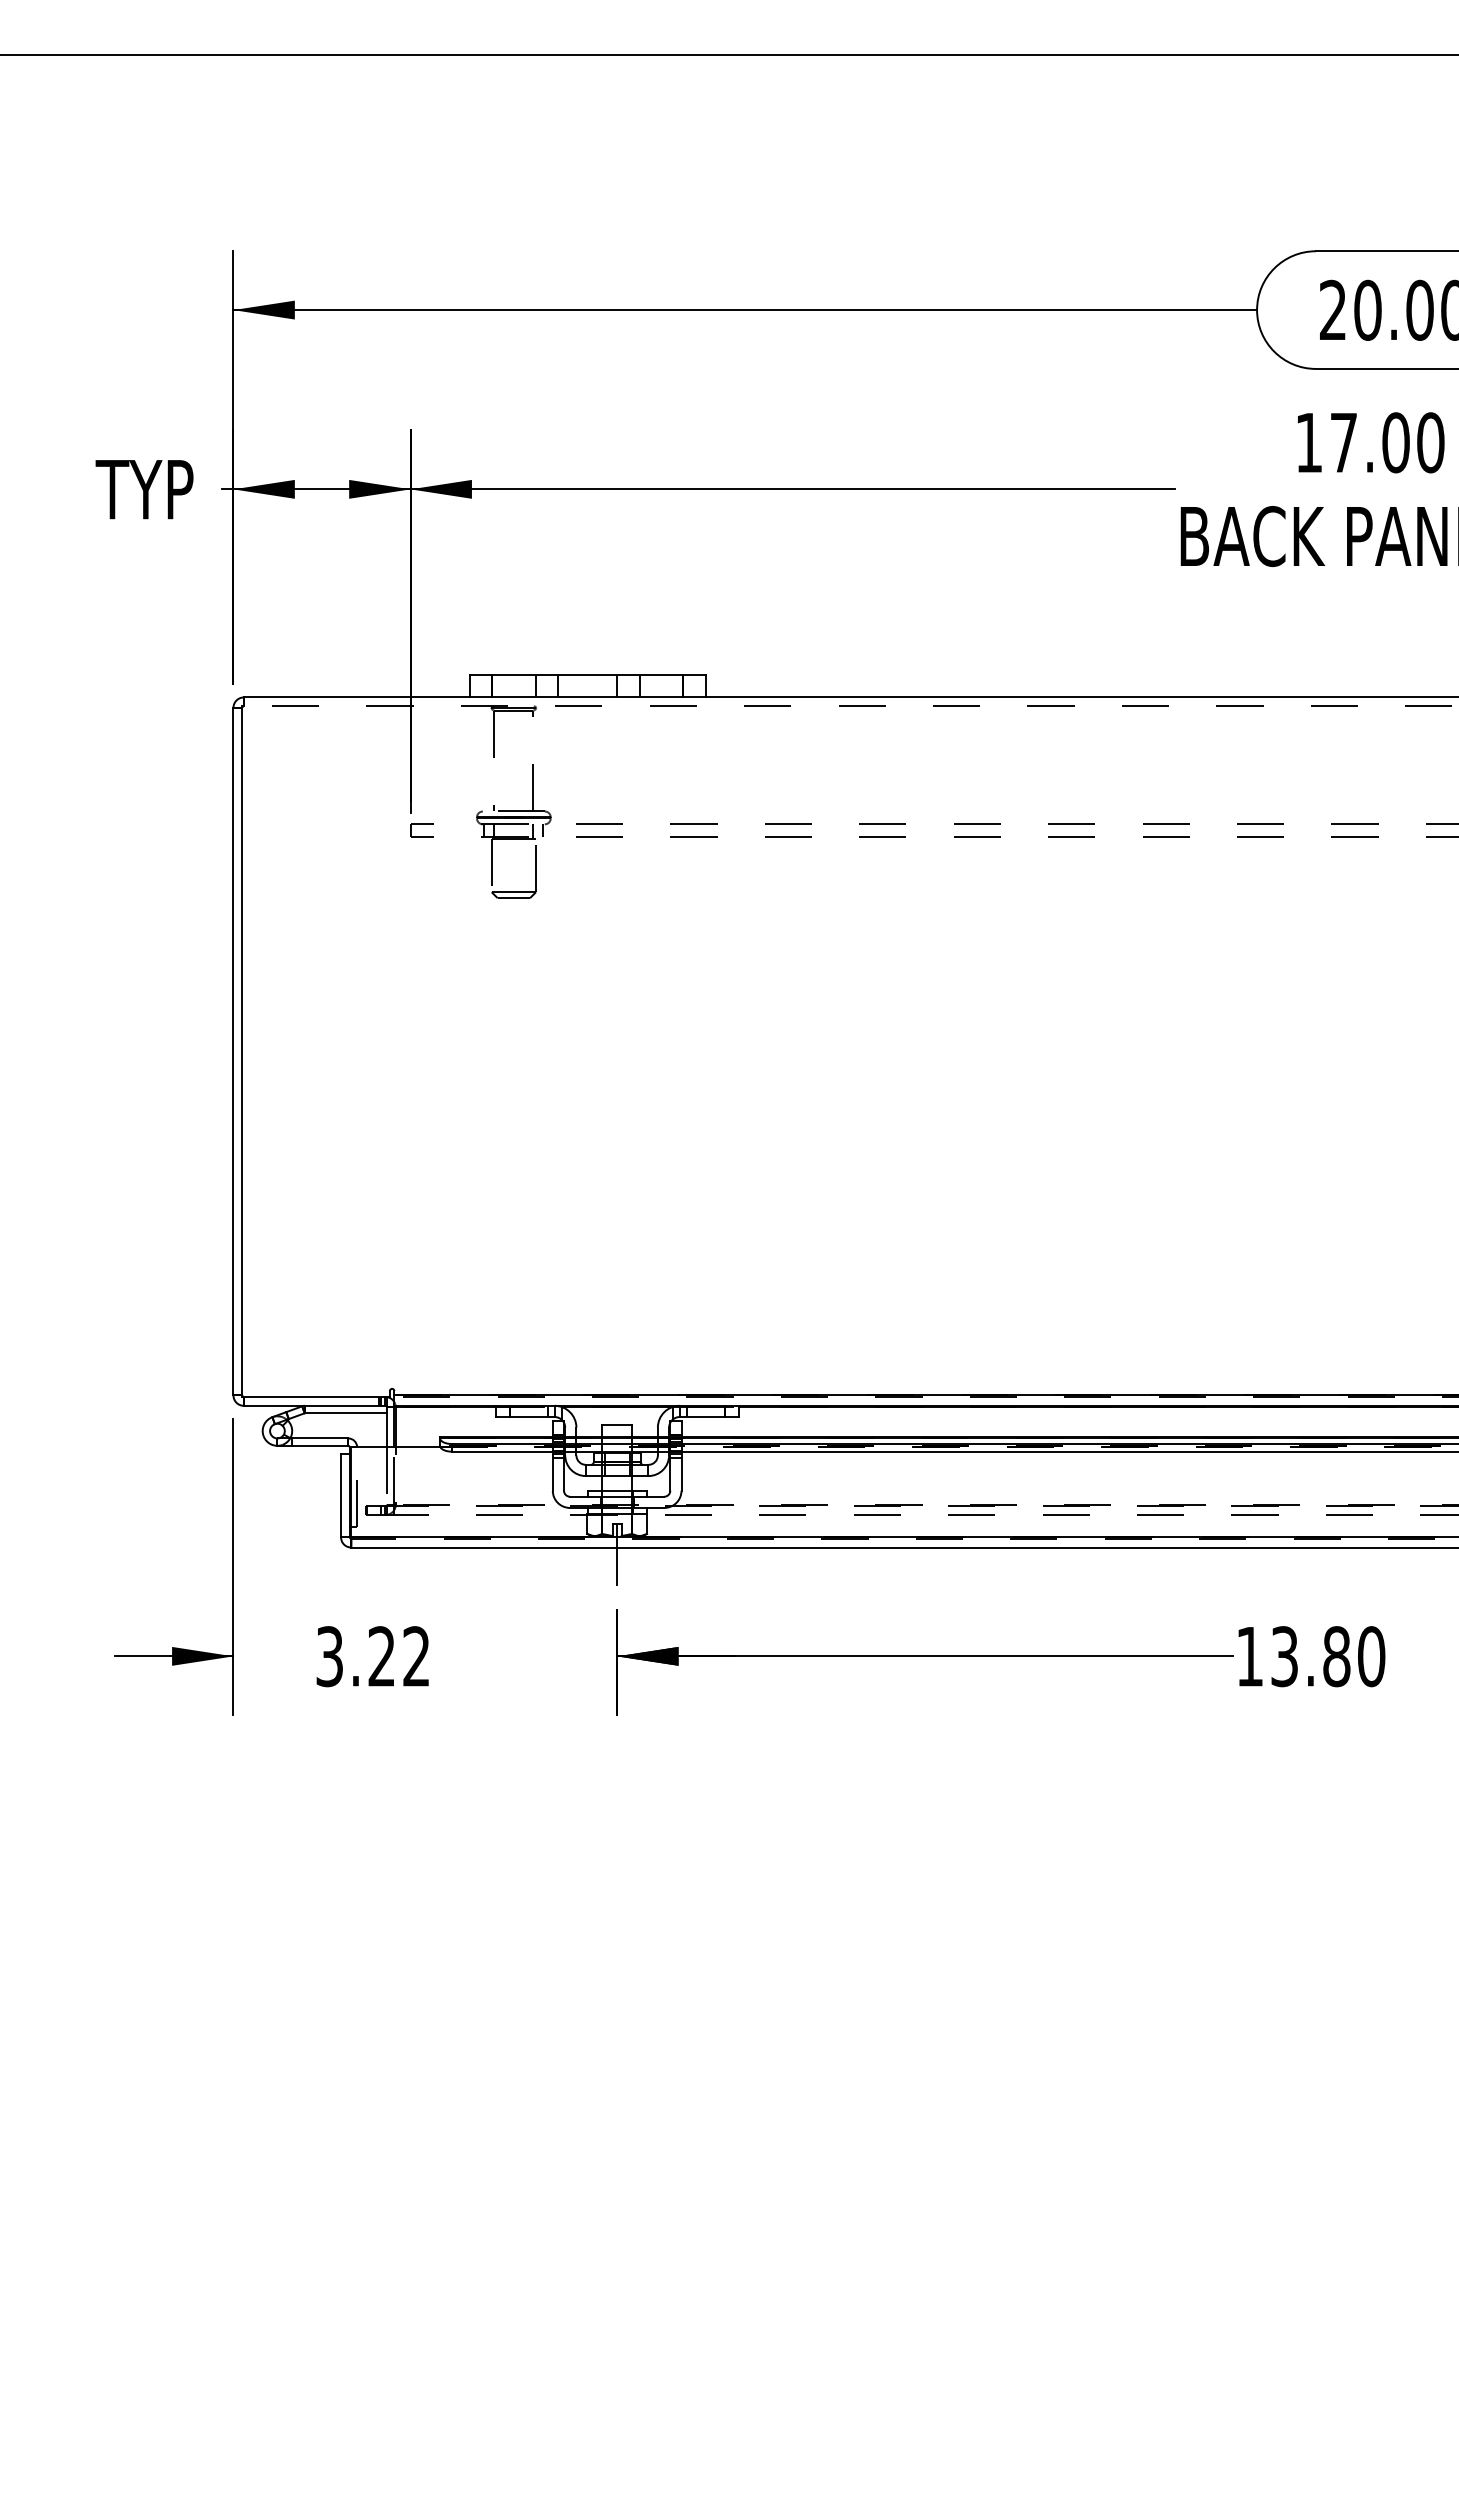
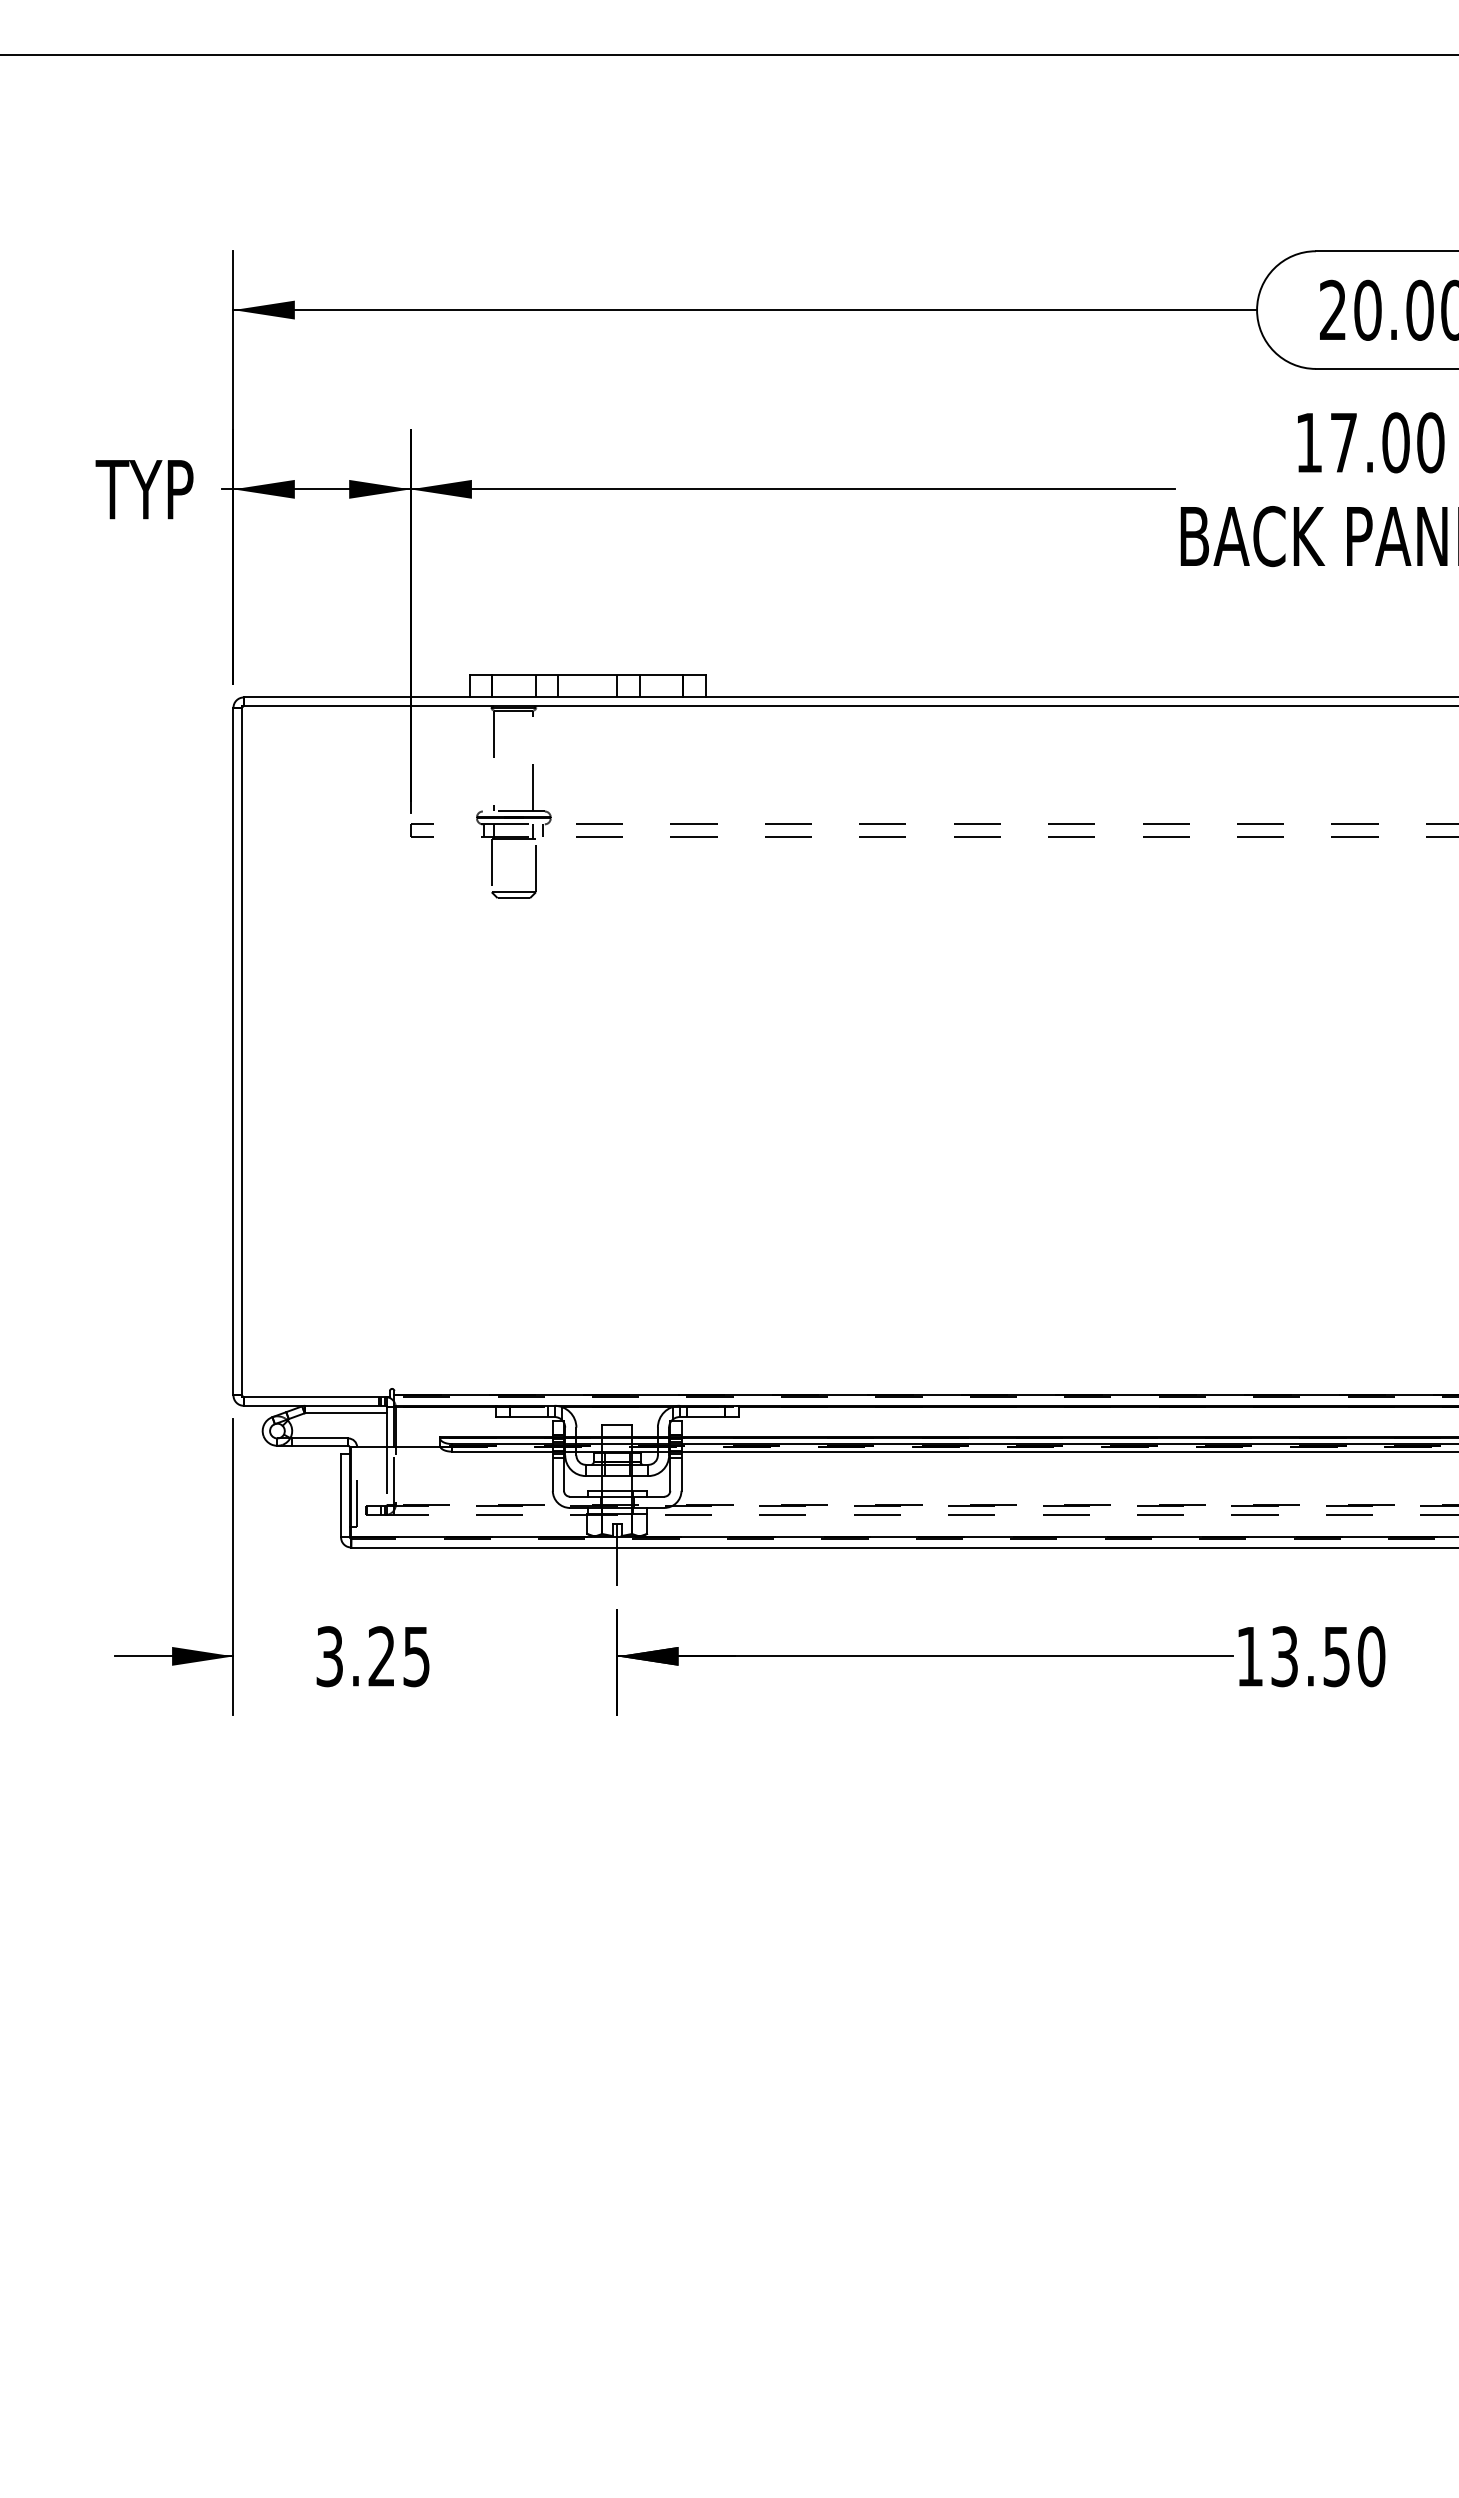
line: dashed -> solid (850, 706)
text: 3.22 -> 3.25 (416, 1656)
text: 13.80 -> 13.50 (1336, 1656)
